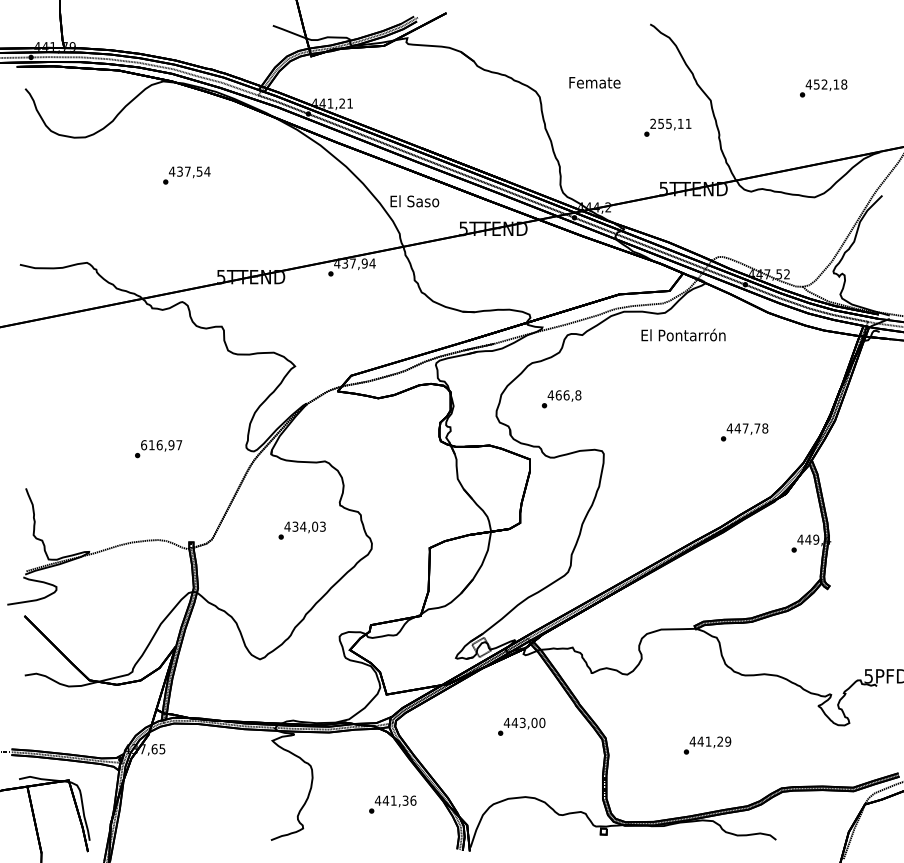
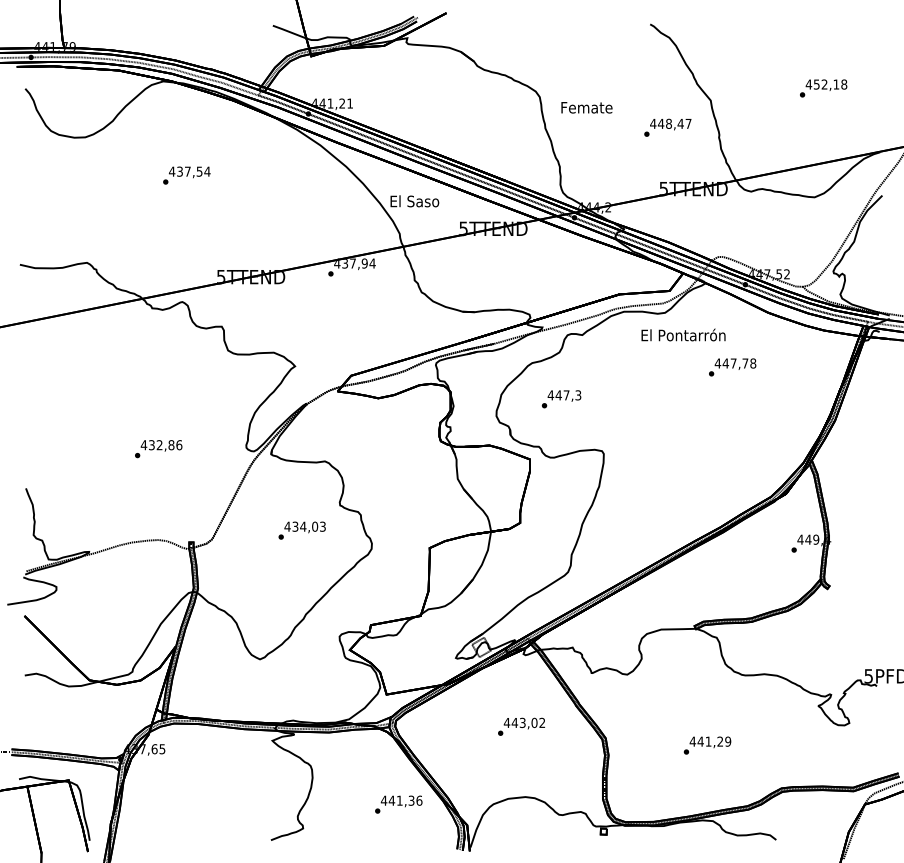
text position: (594, 82) -> (586, 107) (586, 107)
text: 255,11 -> 448,47 (670, 123)
text: 466,8 -> 447,3 (568, 395)
text position: (744, 432) -> (732, 367) (732, 367)
text: 616,97 -> 432,86 (161, 445)
text: 443,00 -> 443,02 (542, 722)
text position: (392, 804) -> (398, 804) (398, 804)
